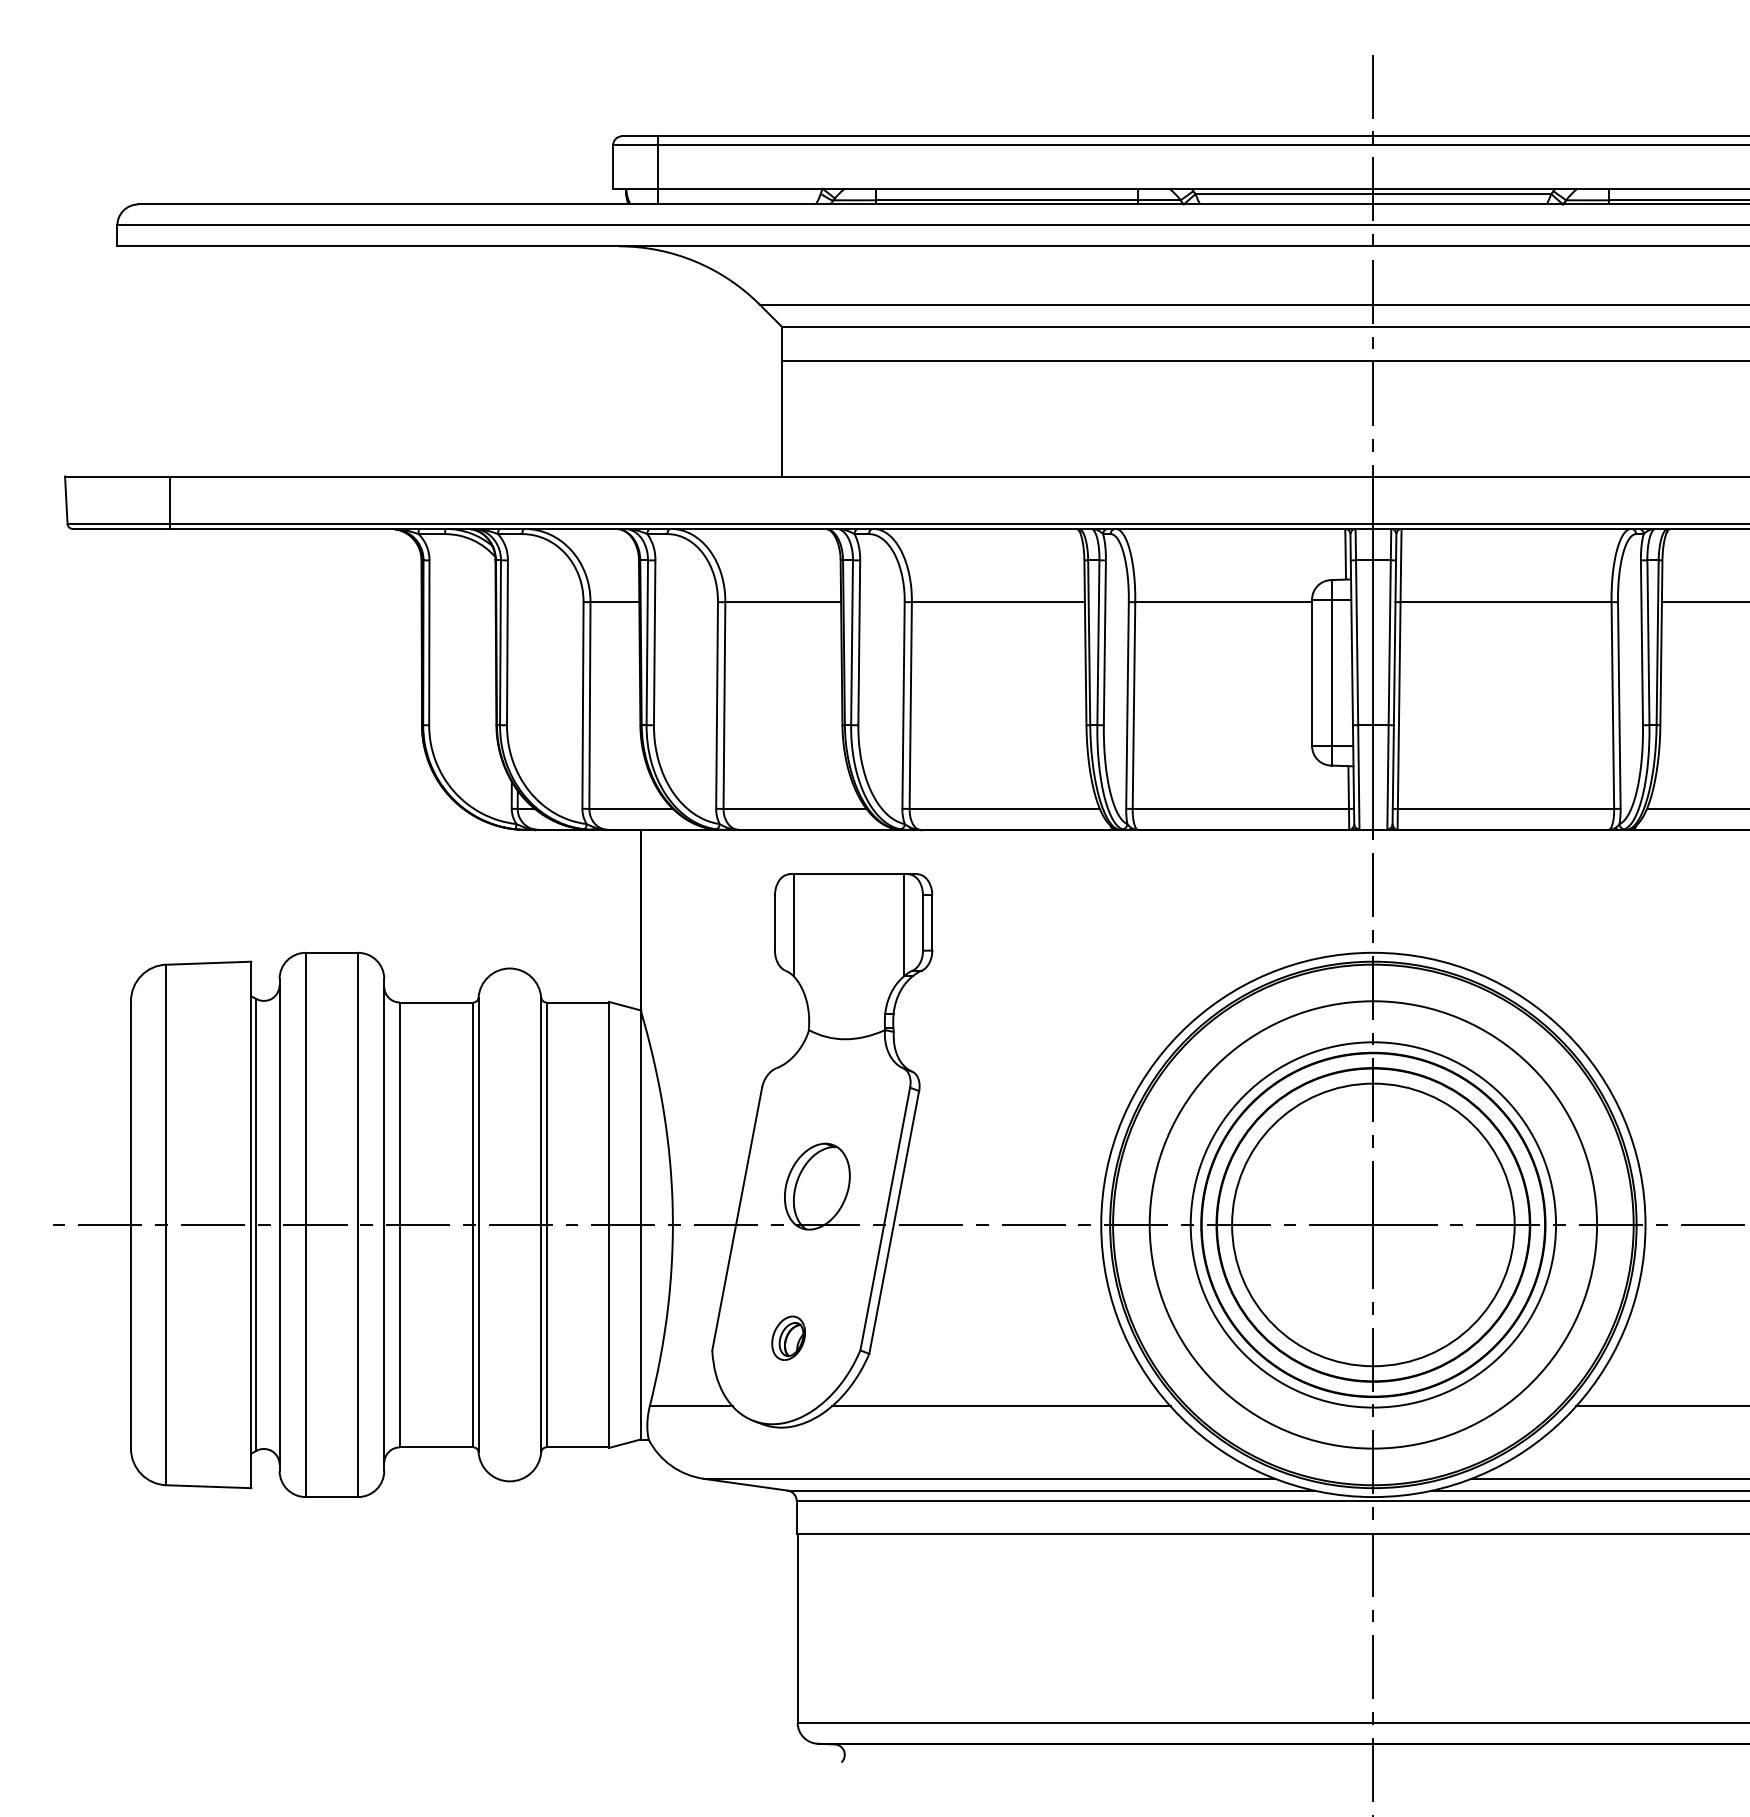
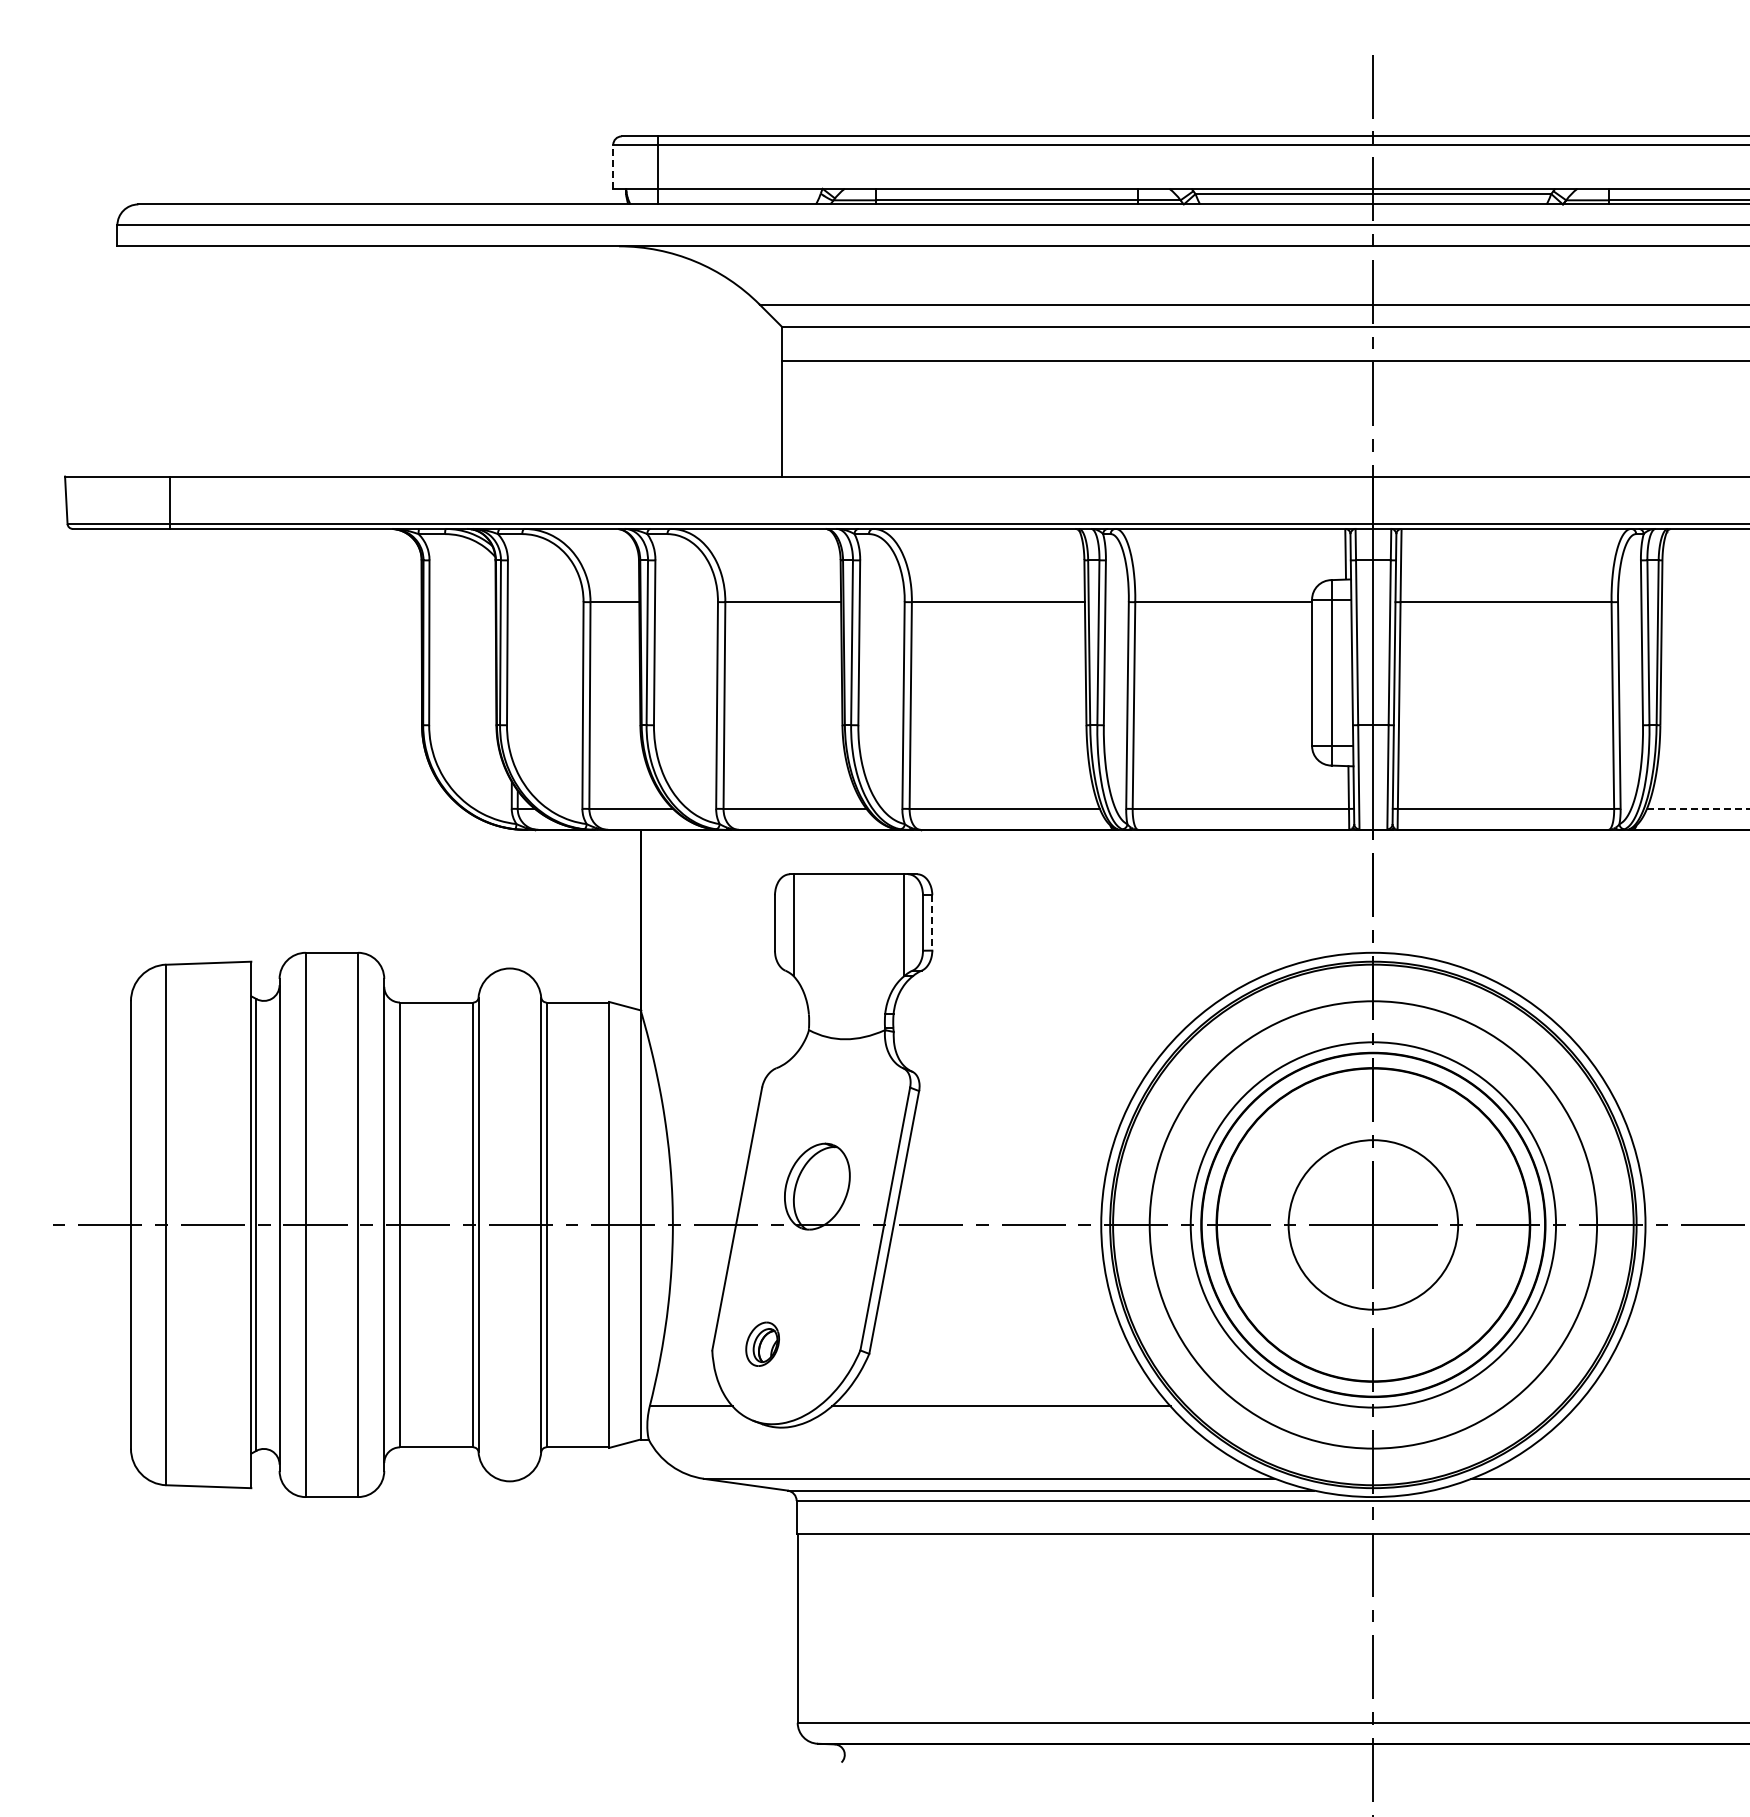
line: solid -> dashed (613, 166)
line: present -> none (1703, 602)
line: solid -> dashed (1698, 808)
line: solid -> dashed (932, 922)
circle diameter: 283 px -> 170 px (1373, 1224)
part position: (788, 1337) -> (762, 1343) (762, 1343)
line: present -> none (1661, 1406)
line: present -> none (1589, 1490)
